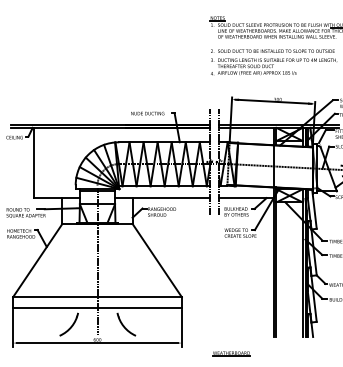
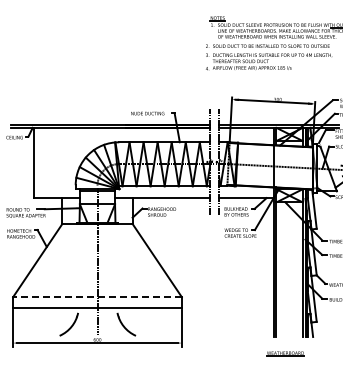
text position: (274, 62) -> (269, 57) (269, 57)
line: solid -> dashed (96, 297)
part position: (231, 353) -> (285, 353) (285, 353)
